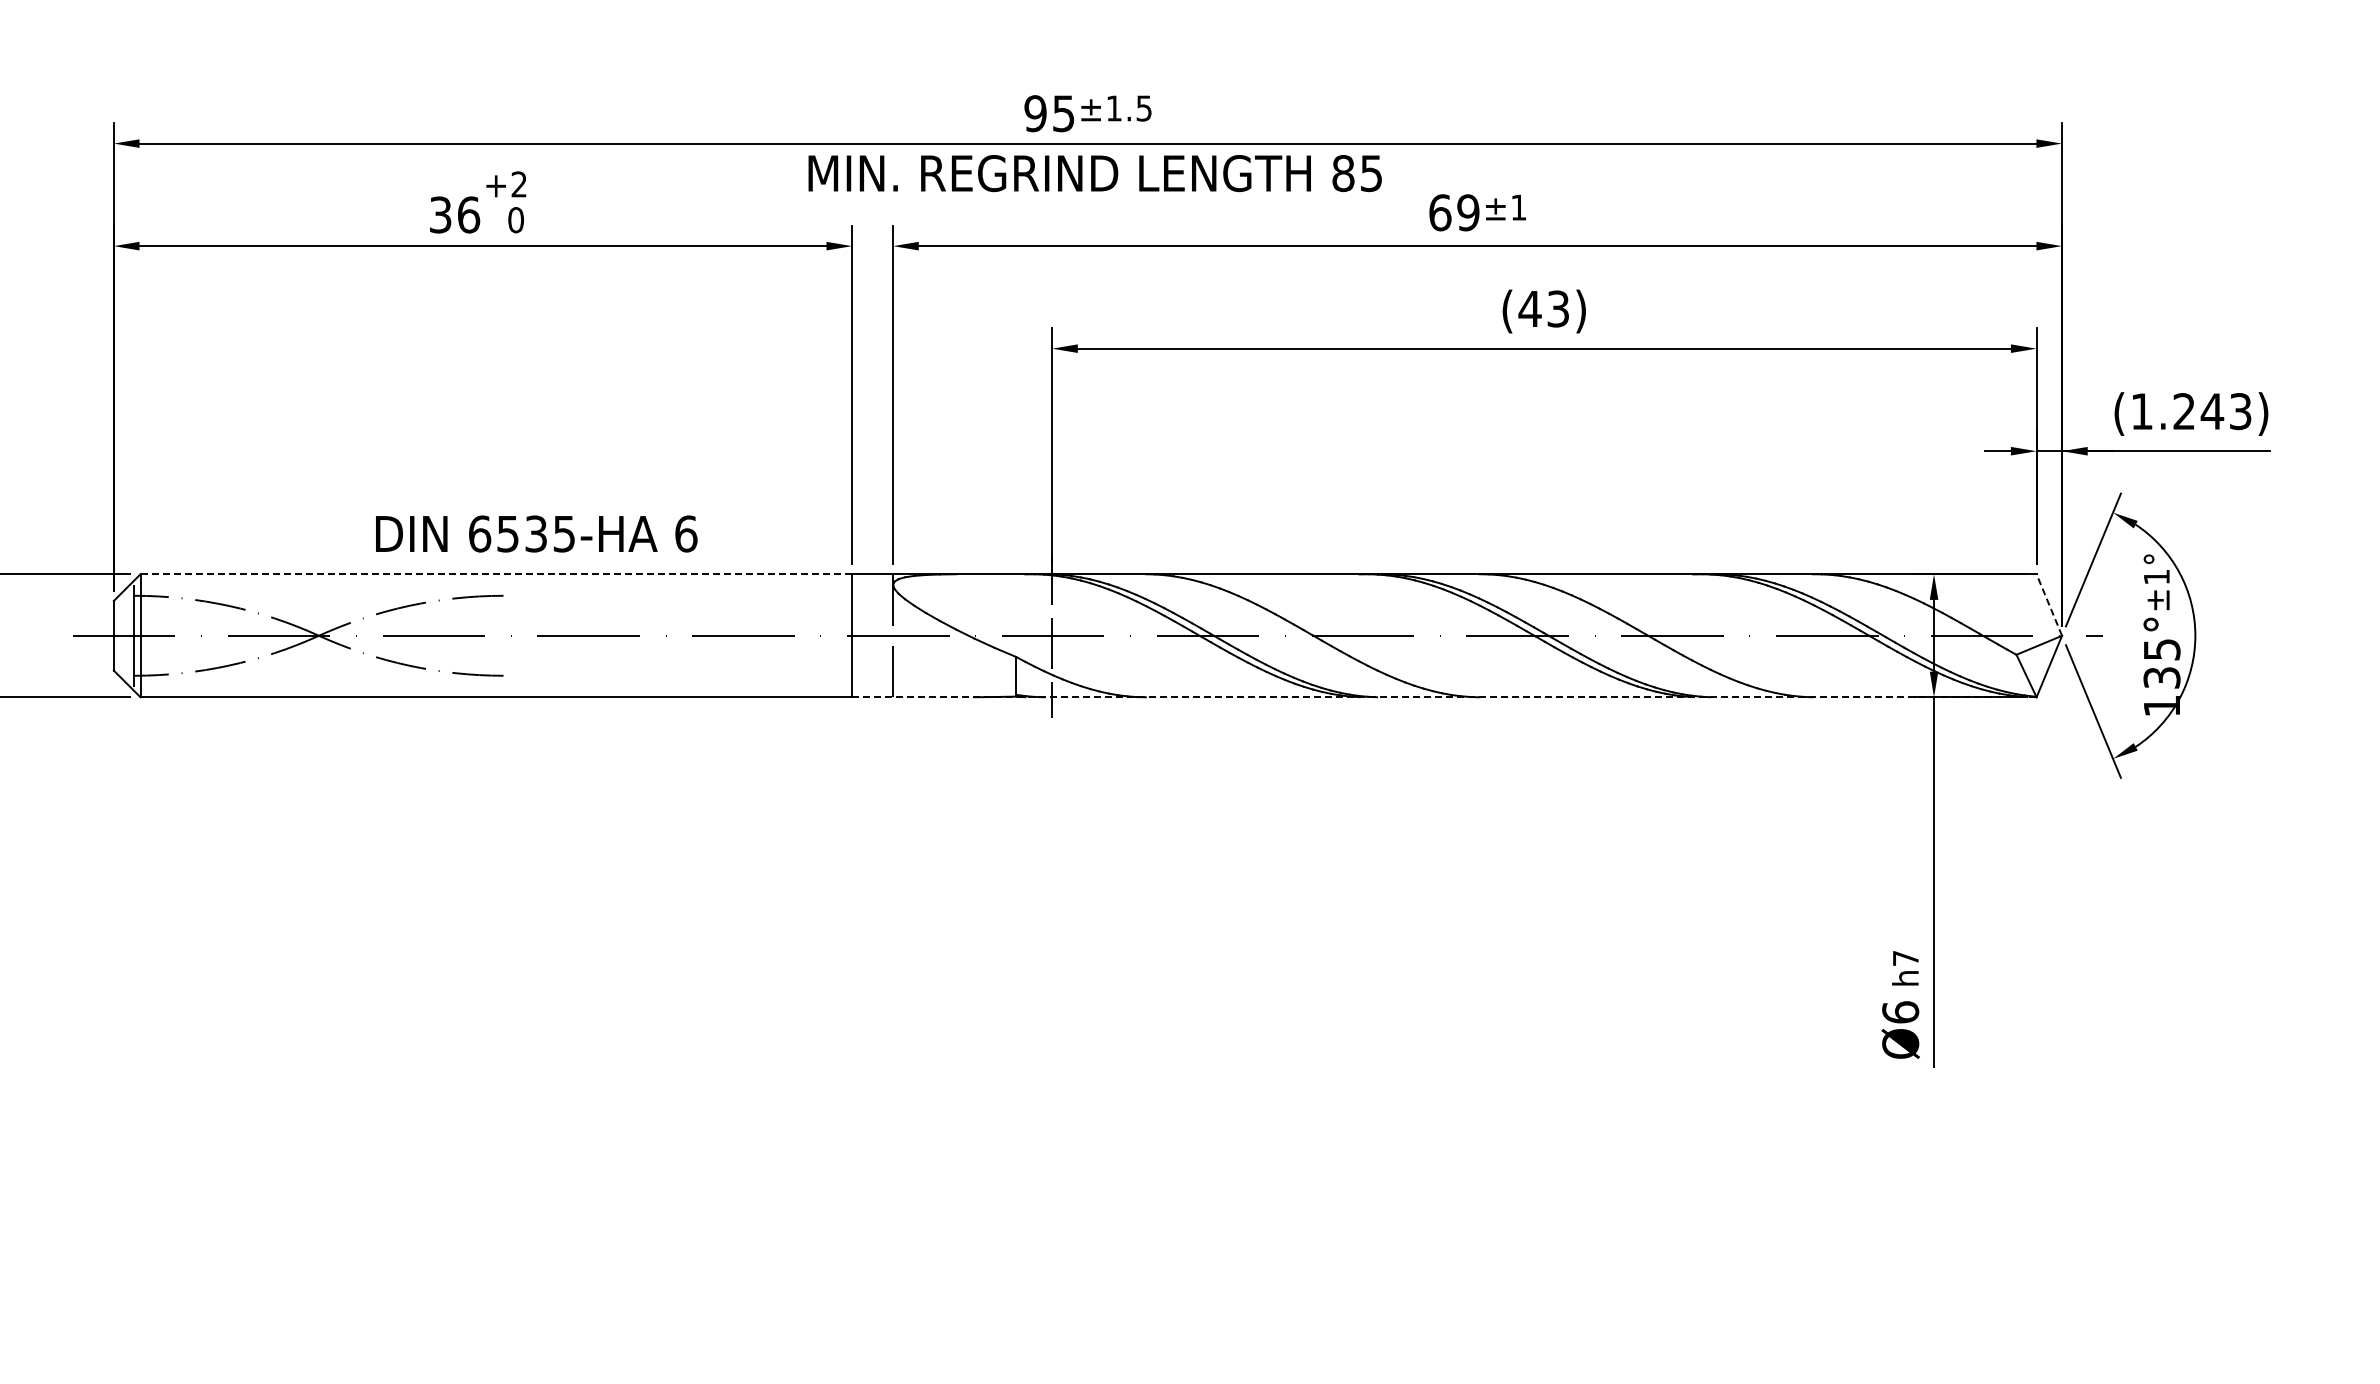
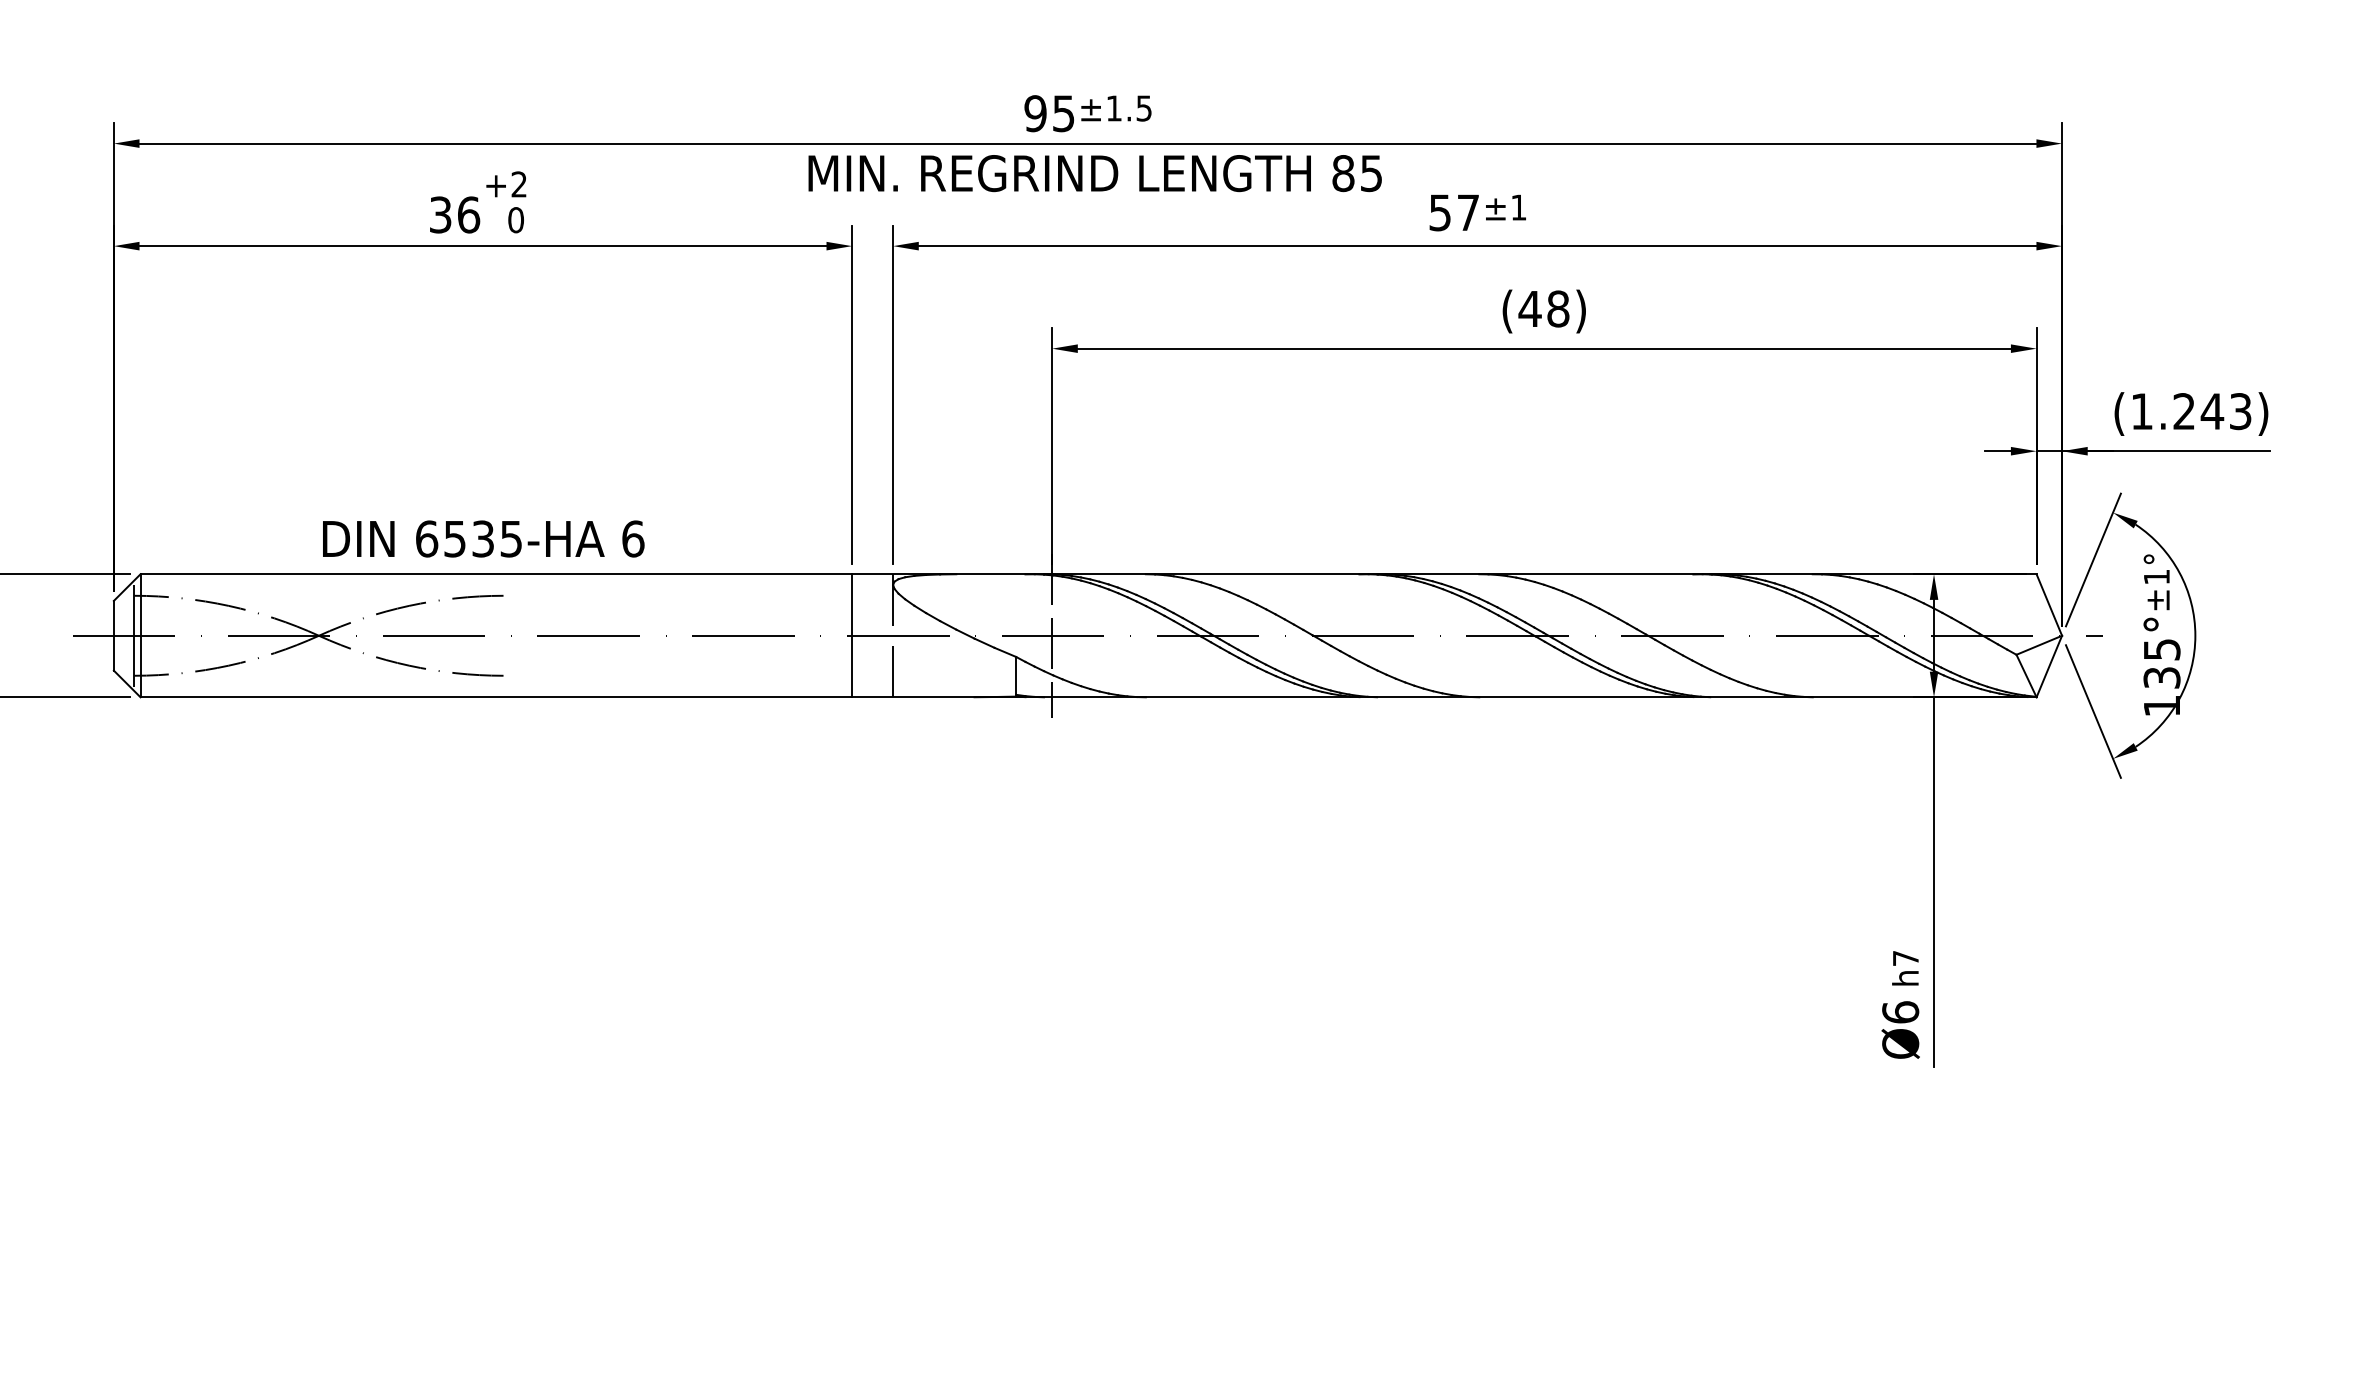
text: 69 -> 57 (1454, 212)
text: (43) -> (48) (1558, 308)
text position: (536, 533) -> (483, 538) (483, 538)
line: dashed -> solid (496, 574)
line: dashed -> solid (2049, 604)
line: dashed -> solid (1444, 697)
